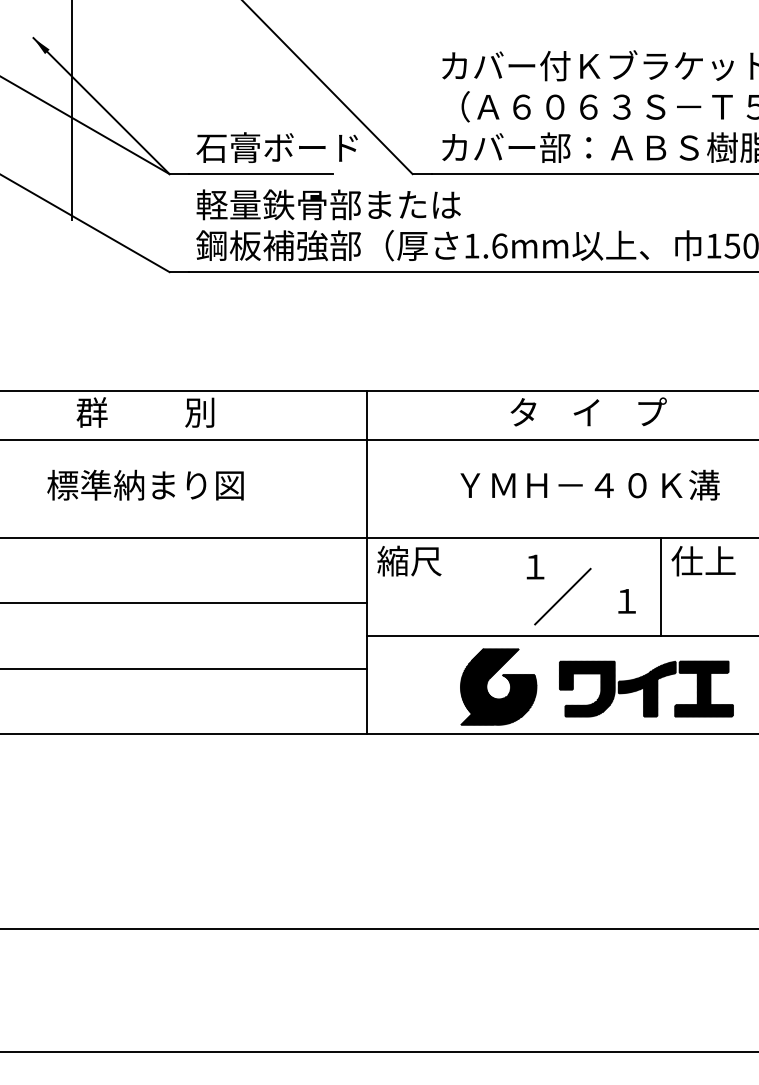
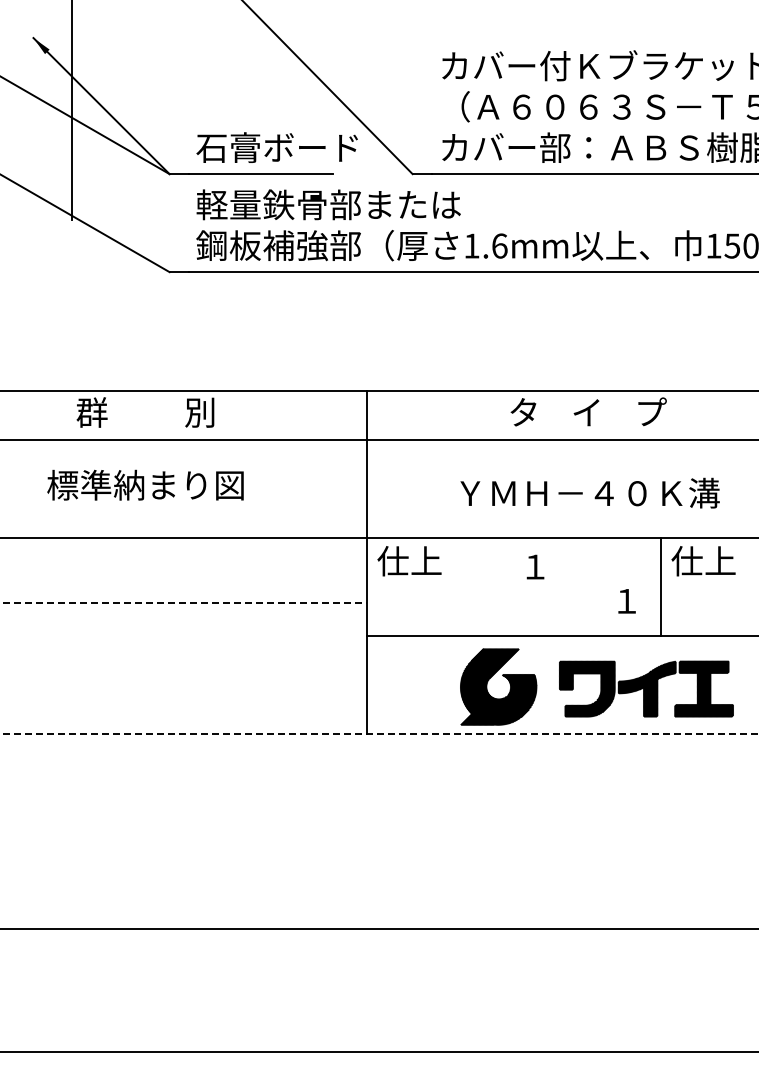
text position: (589, 484) -> (589, 492) (589, 492)
text: 縮尺 -> 仕上 (409, 560)
line: present -> none (562, 596)
line: solid -> dashed (184, 603)
line: present -> none (184, 668)
line: solid -> dashed (379, 733)
